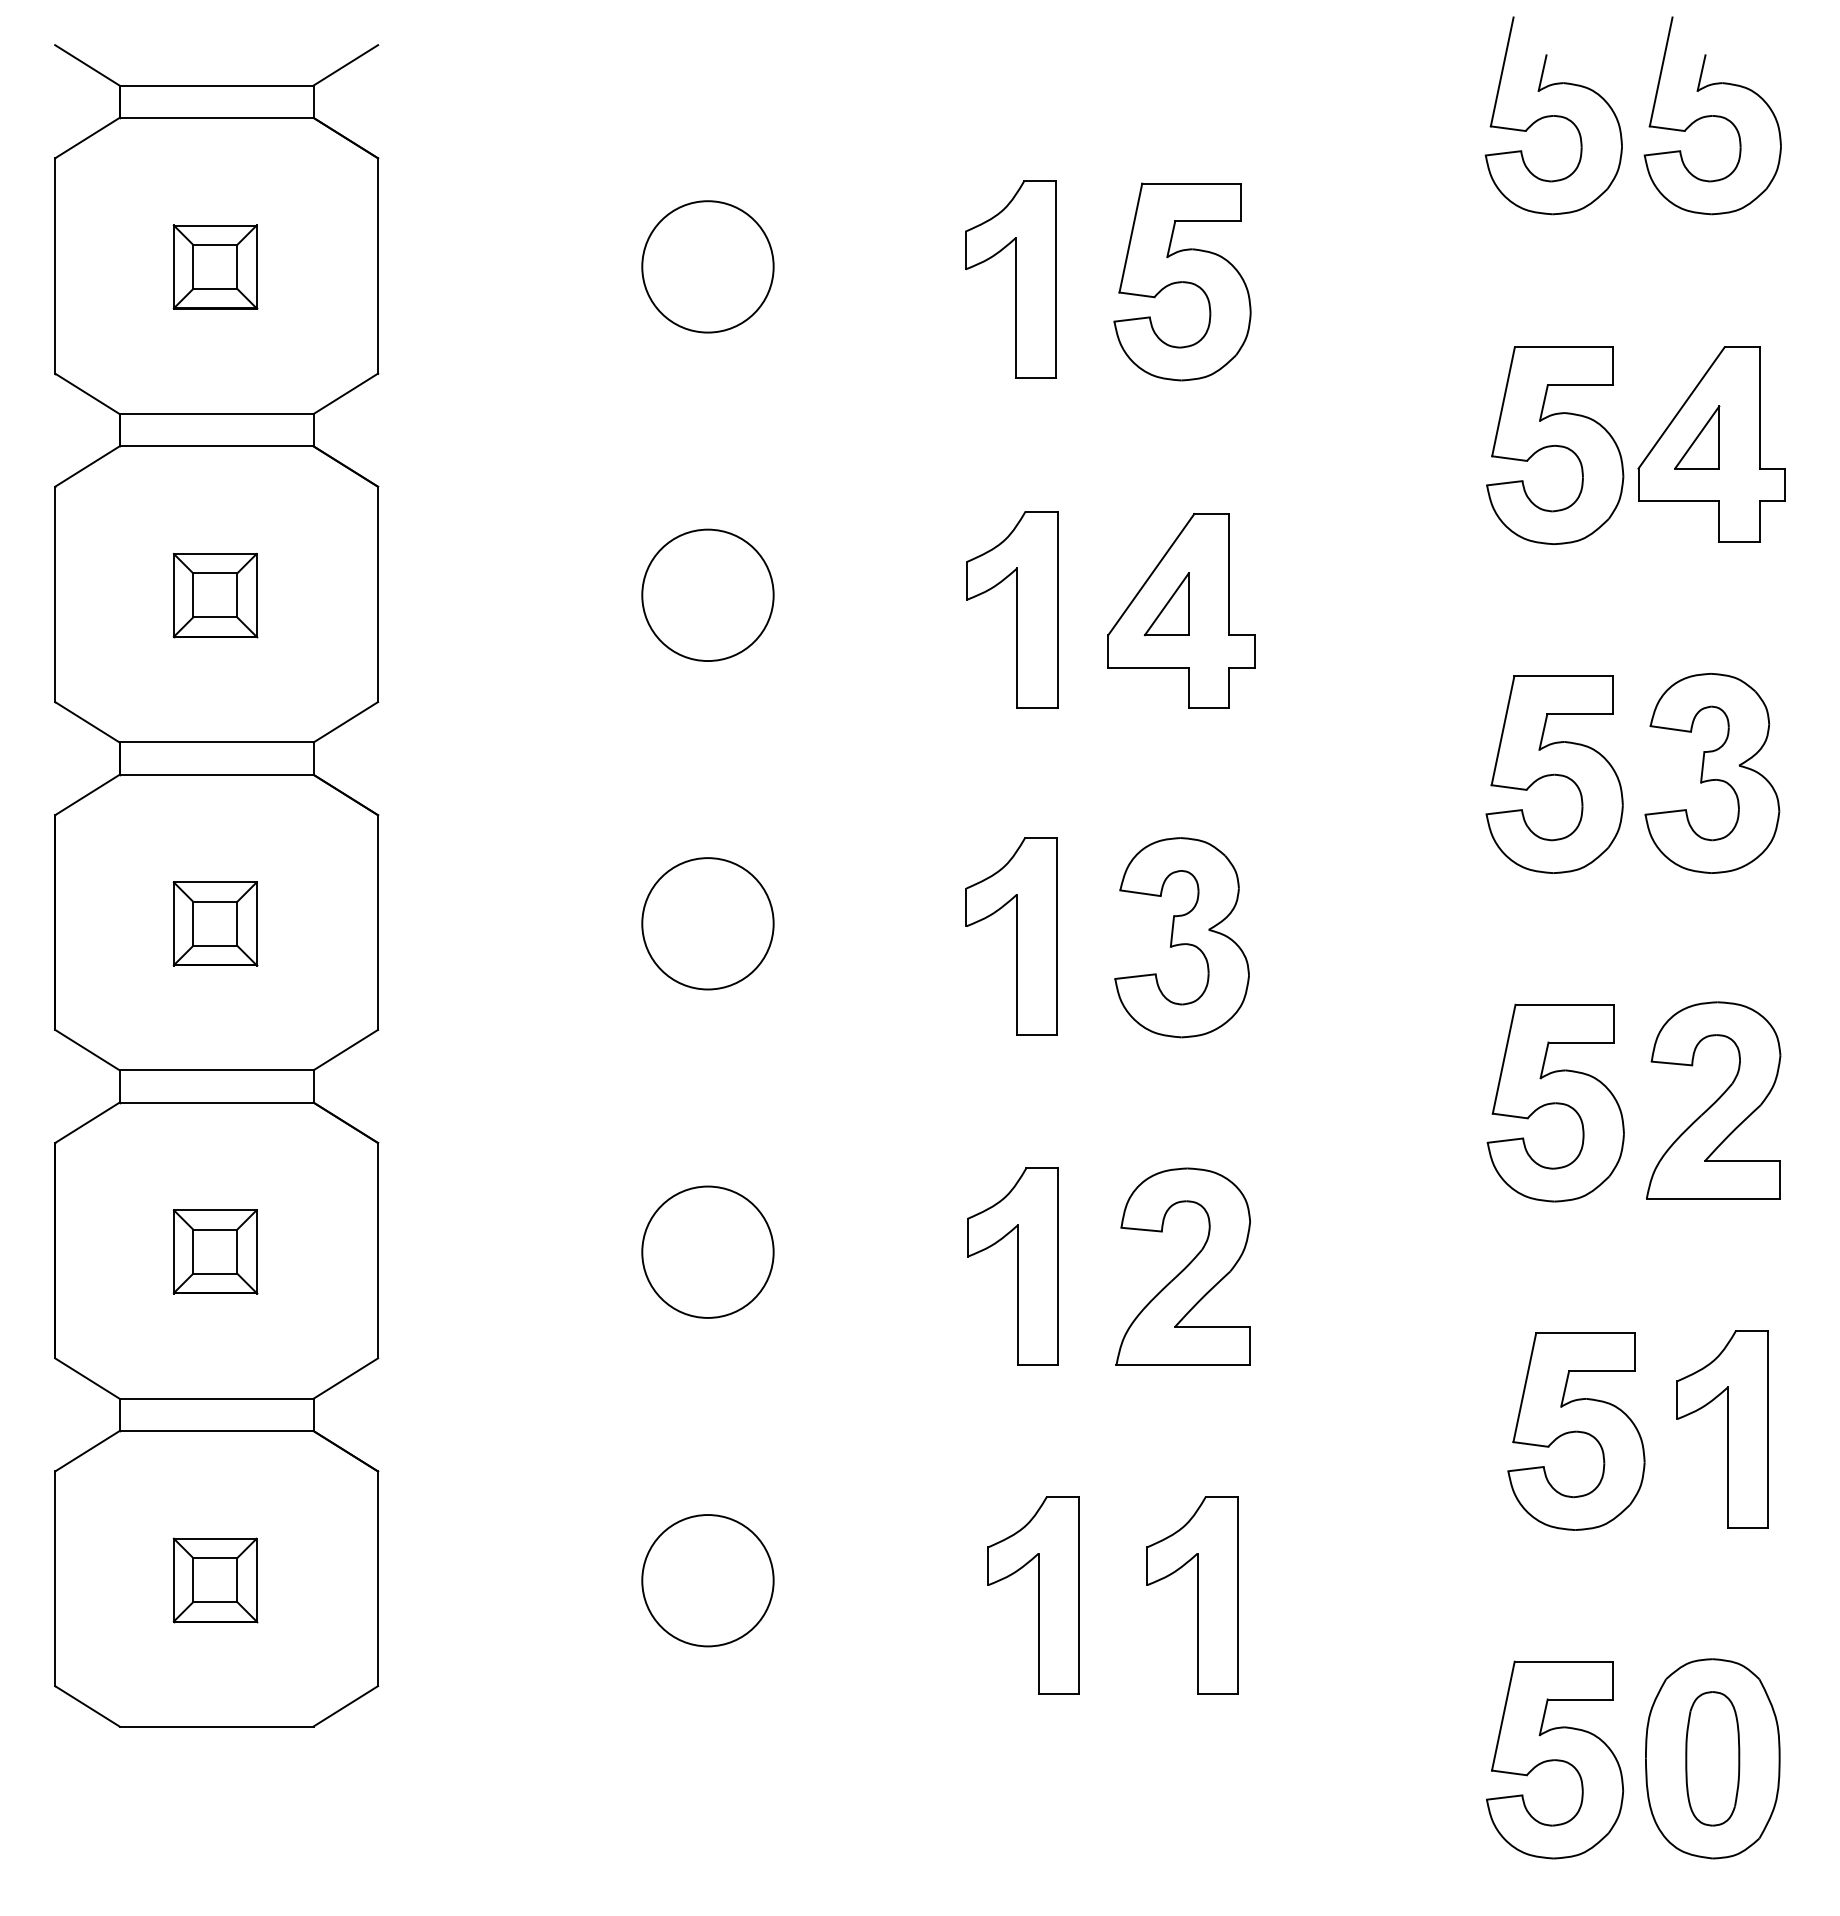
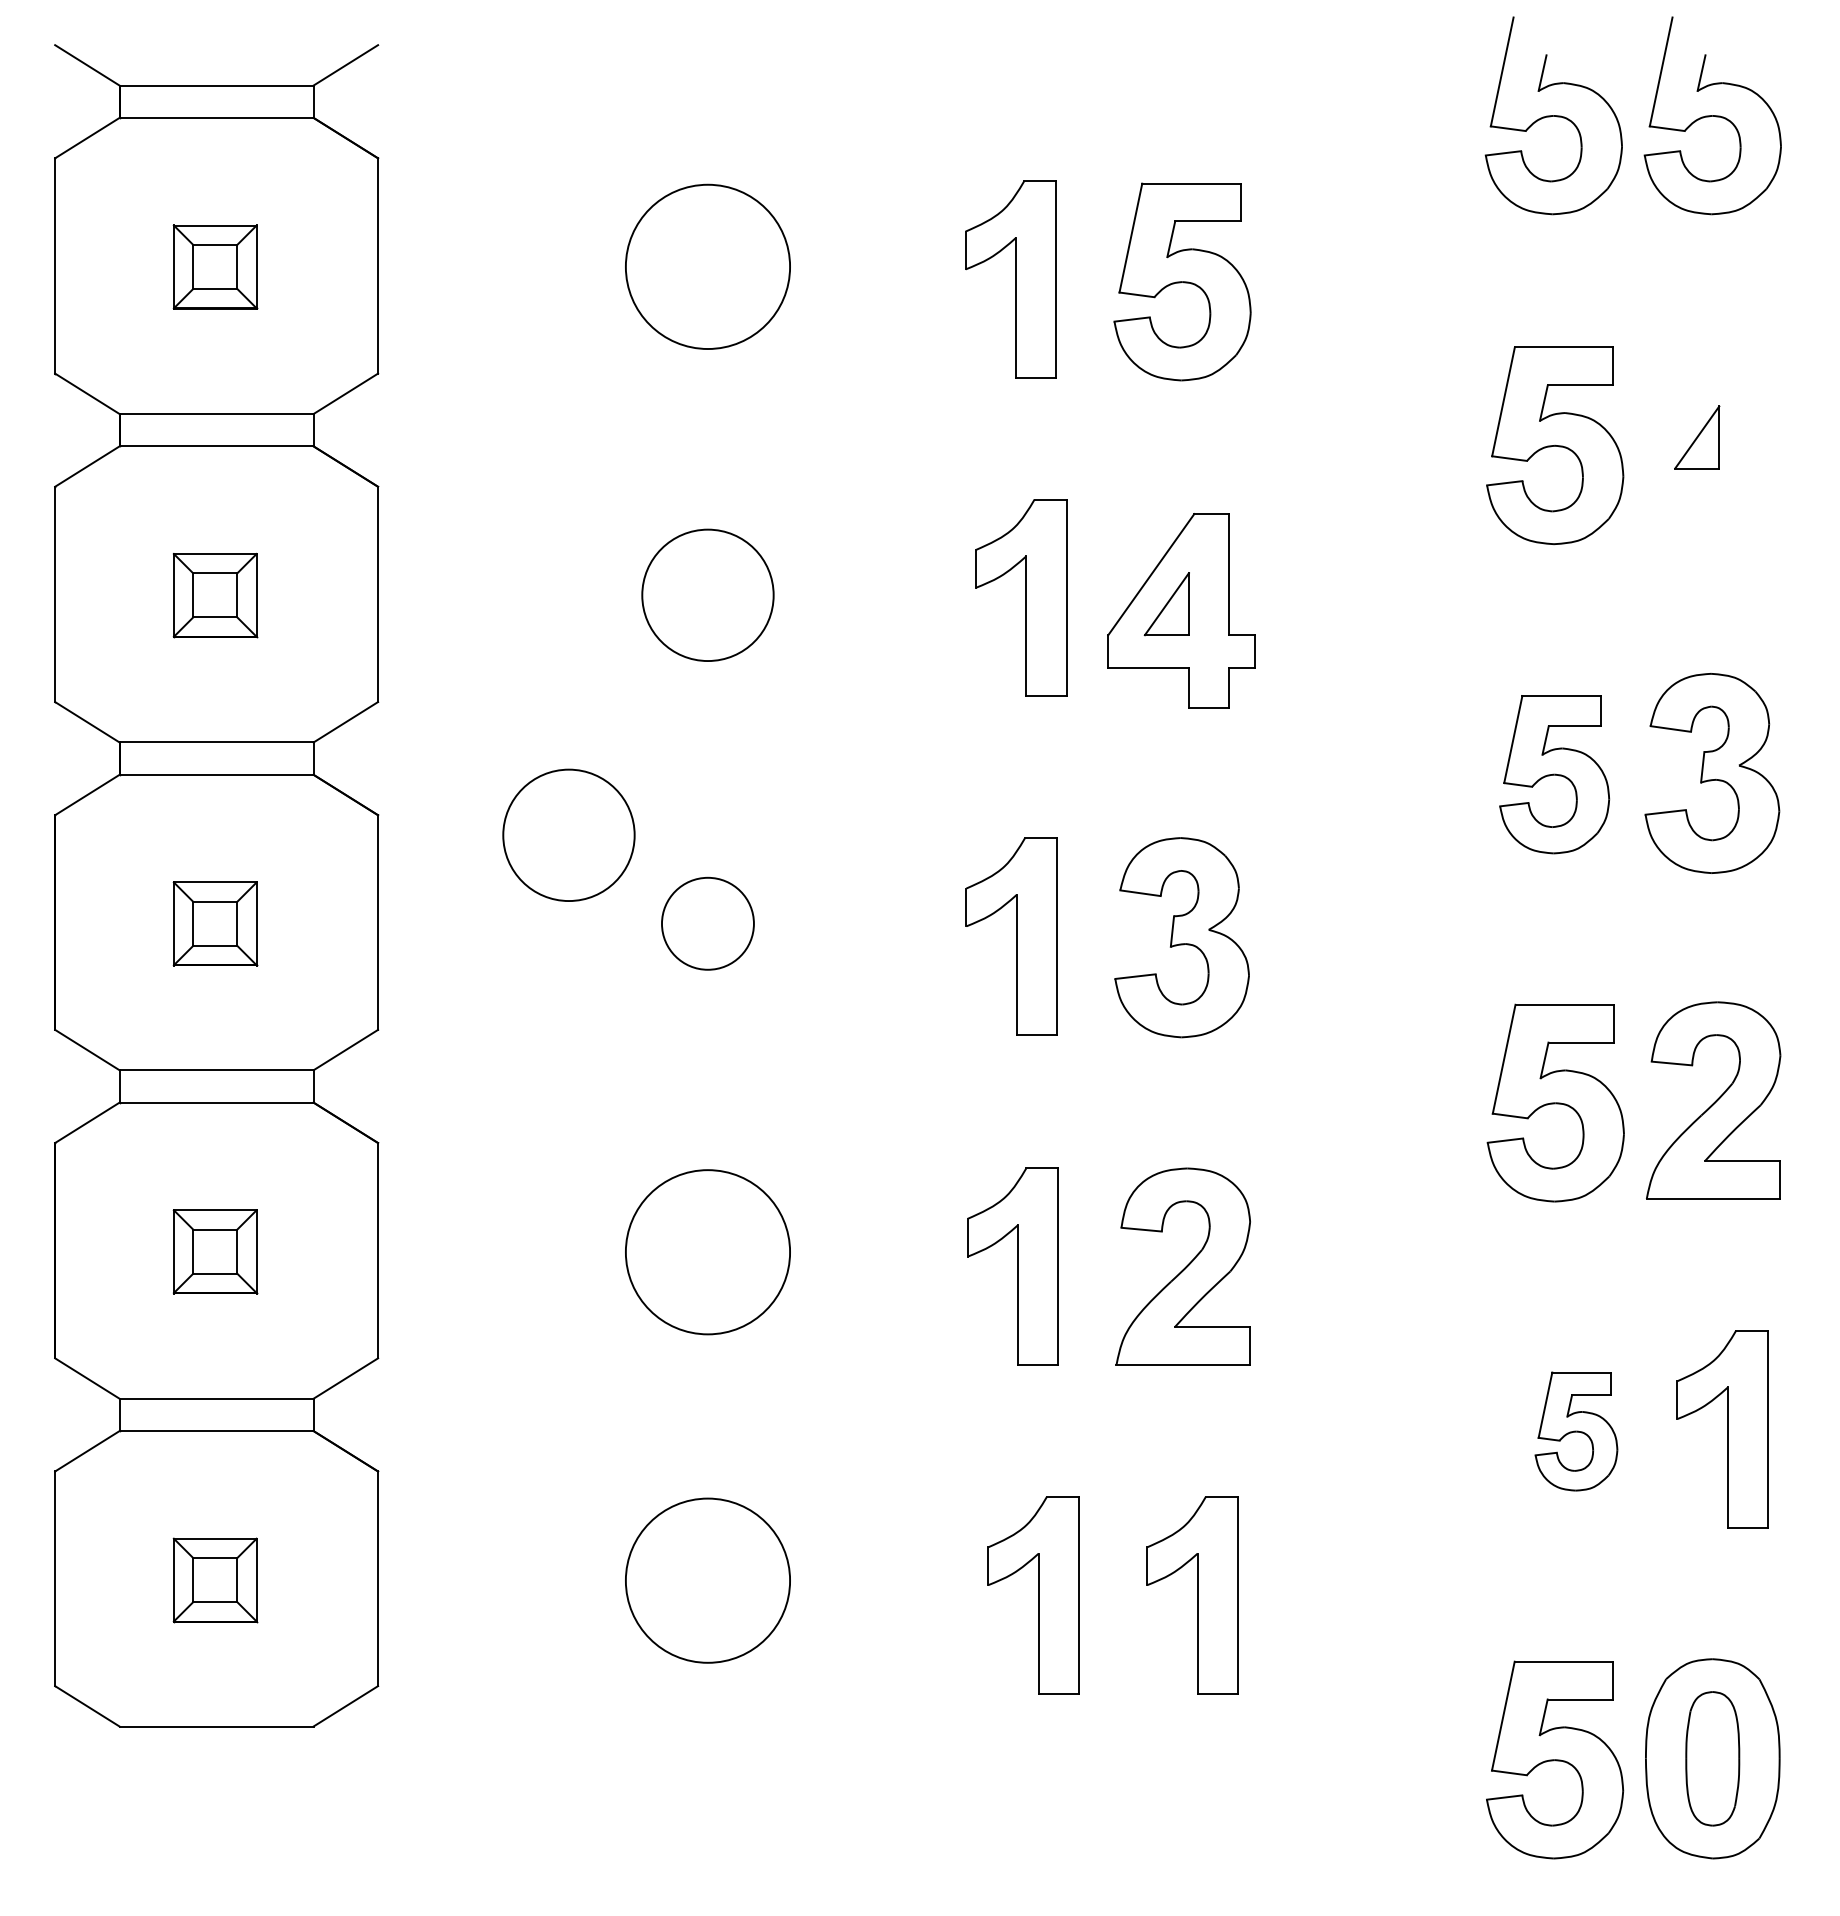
circle diameter: 131 px -> 164 px (707, 266)
part: present -> none (1711, 444)
part position: (1012, 609) -> (1021, 597) (1021, 597)
part size: 139x199 px -> 112x160 px (1554, 774)
circle: none -> present (568, 834)
circle diameter: 131 px -> 92 px (707, 923)
circle diameter: 131 px -> 164 px (707, 1252)
part size: 139x199 px -> 85x121 px (1576, 1431)
circle diameter: 131 px -> 164 px (707, 1580)
